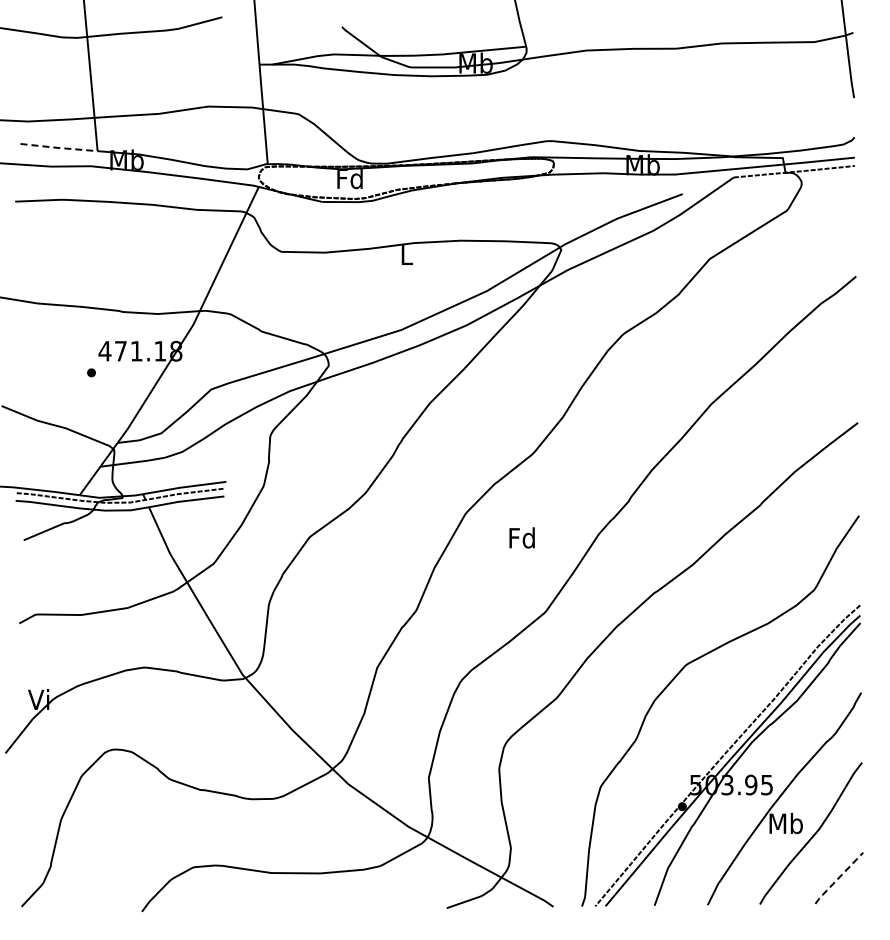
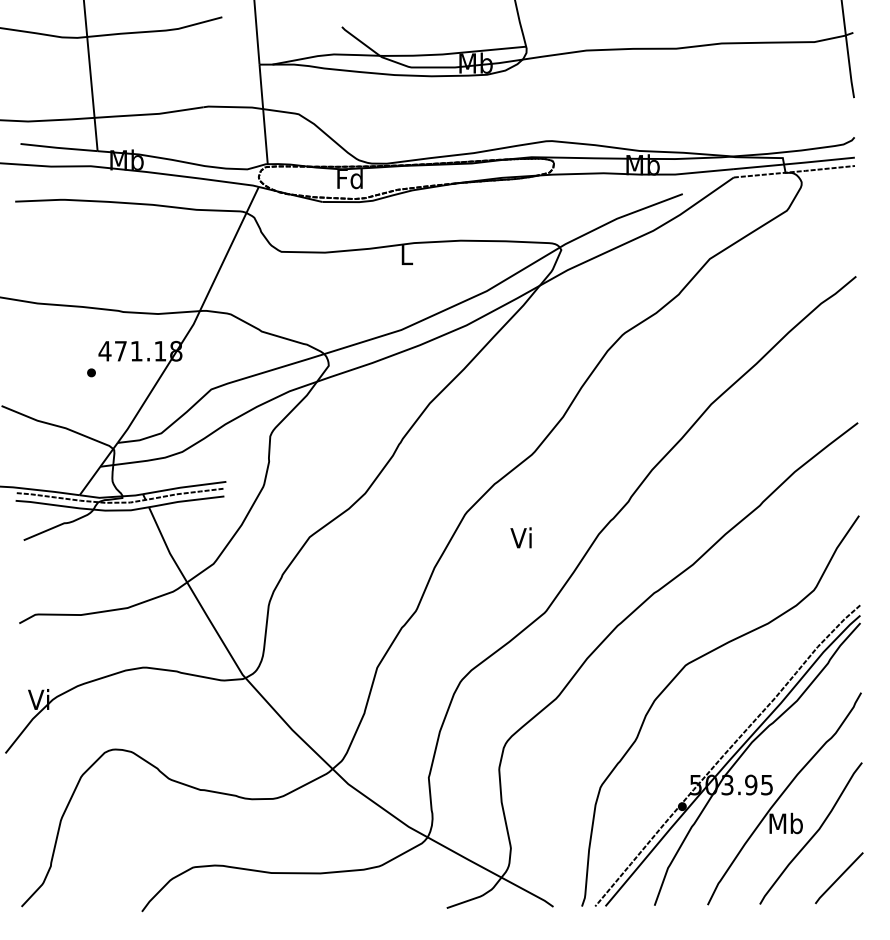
line: dashed -> solid (58, 147)
text: Fd -> Vi (521, 537)
line: dashed -> solid (838, 878)
